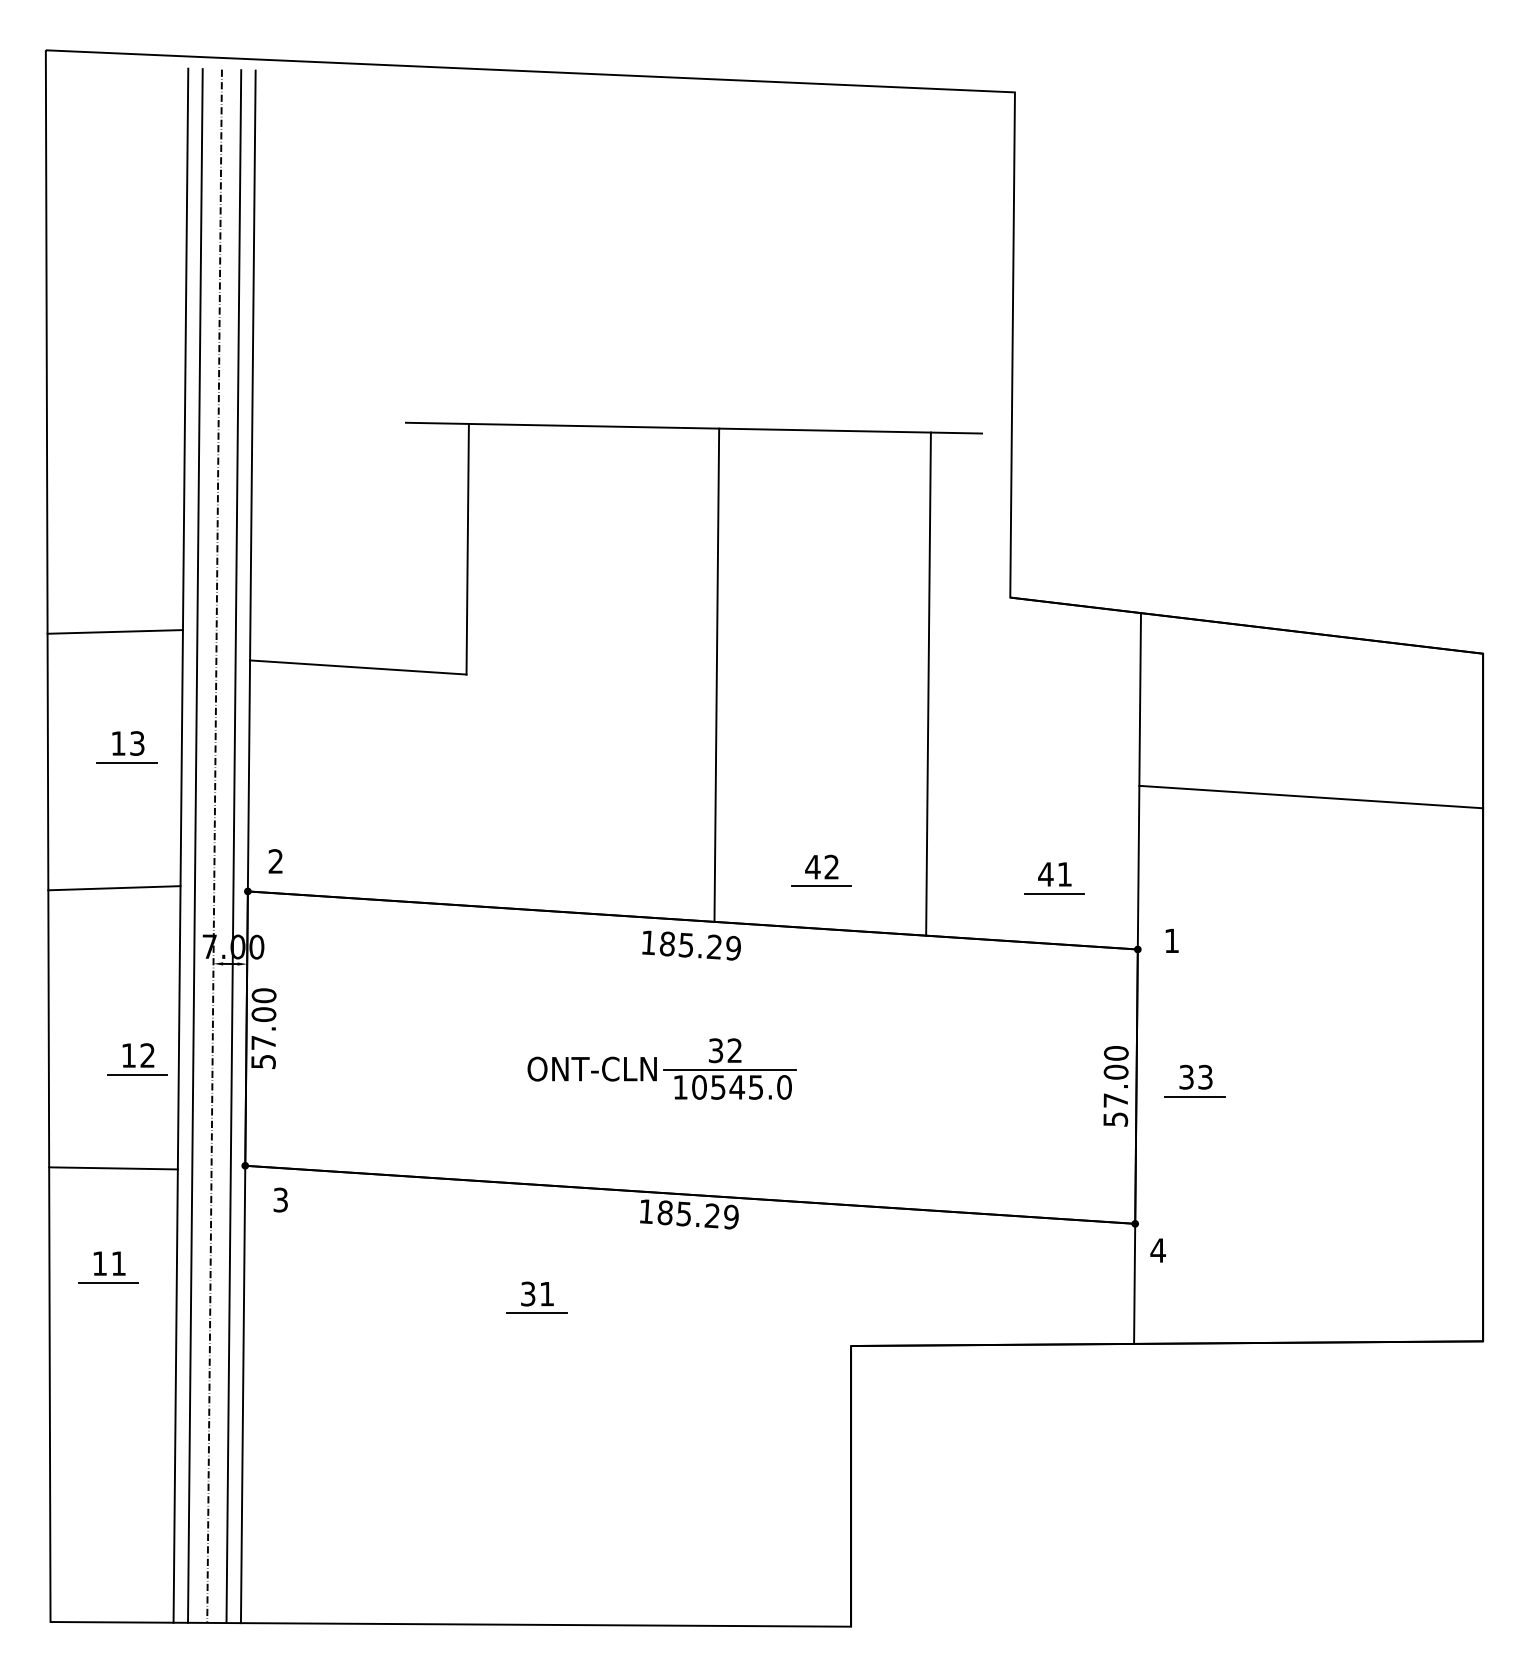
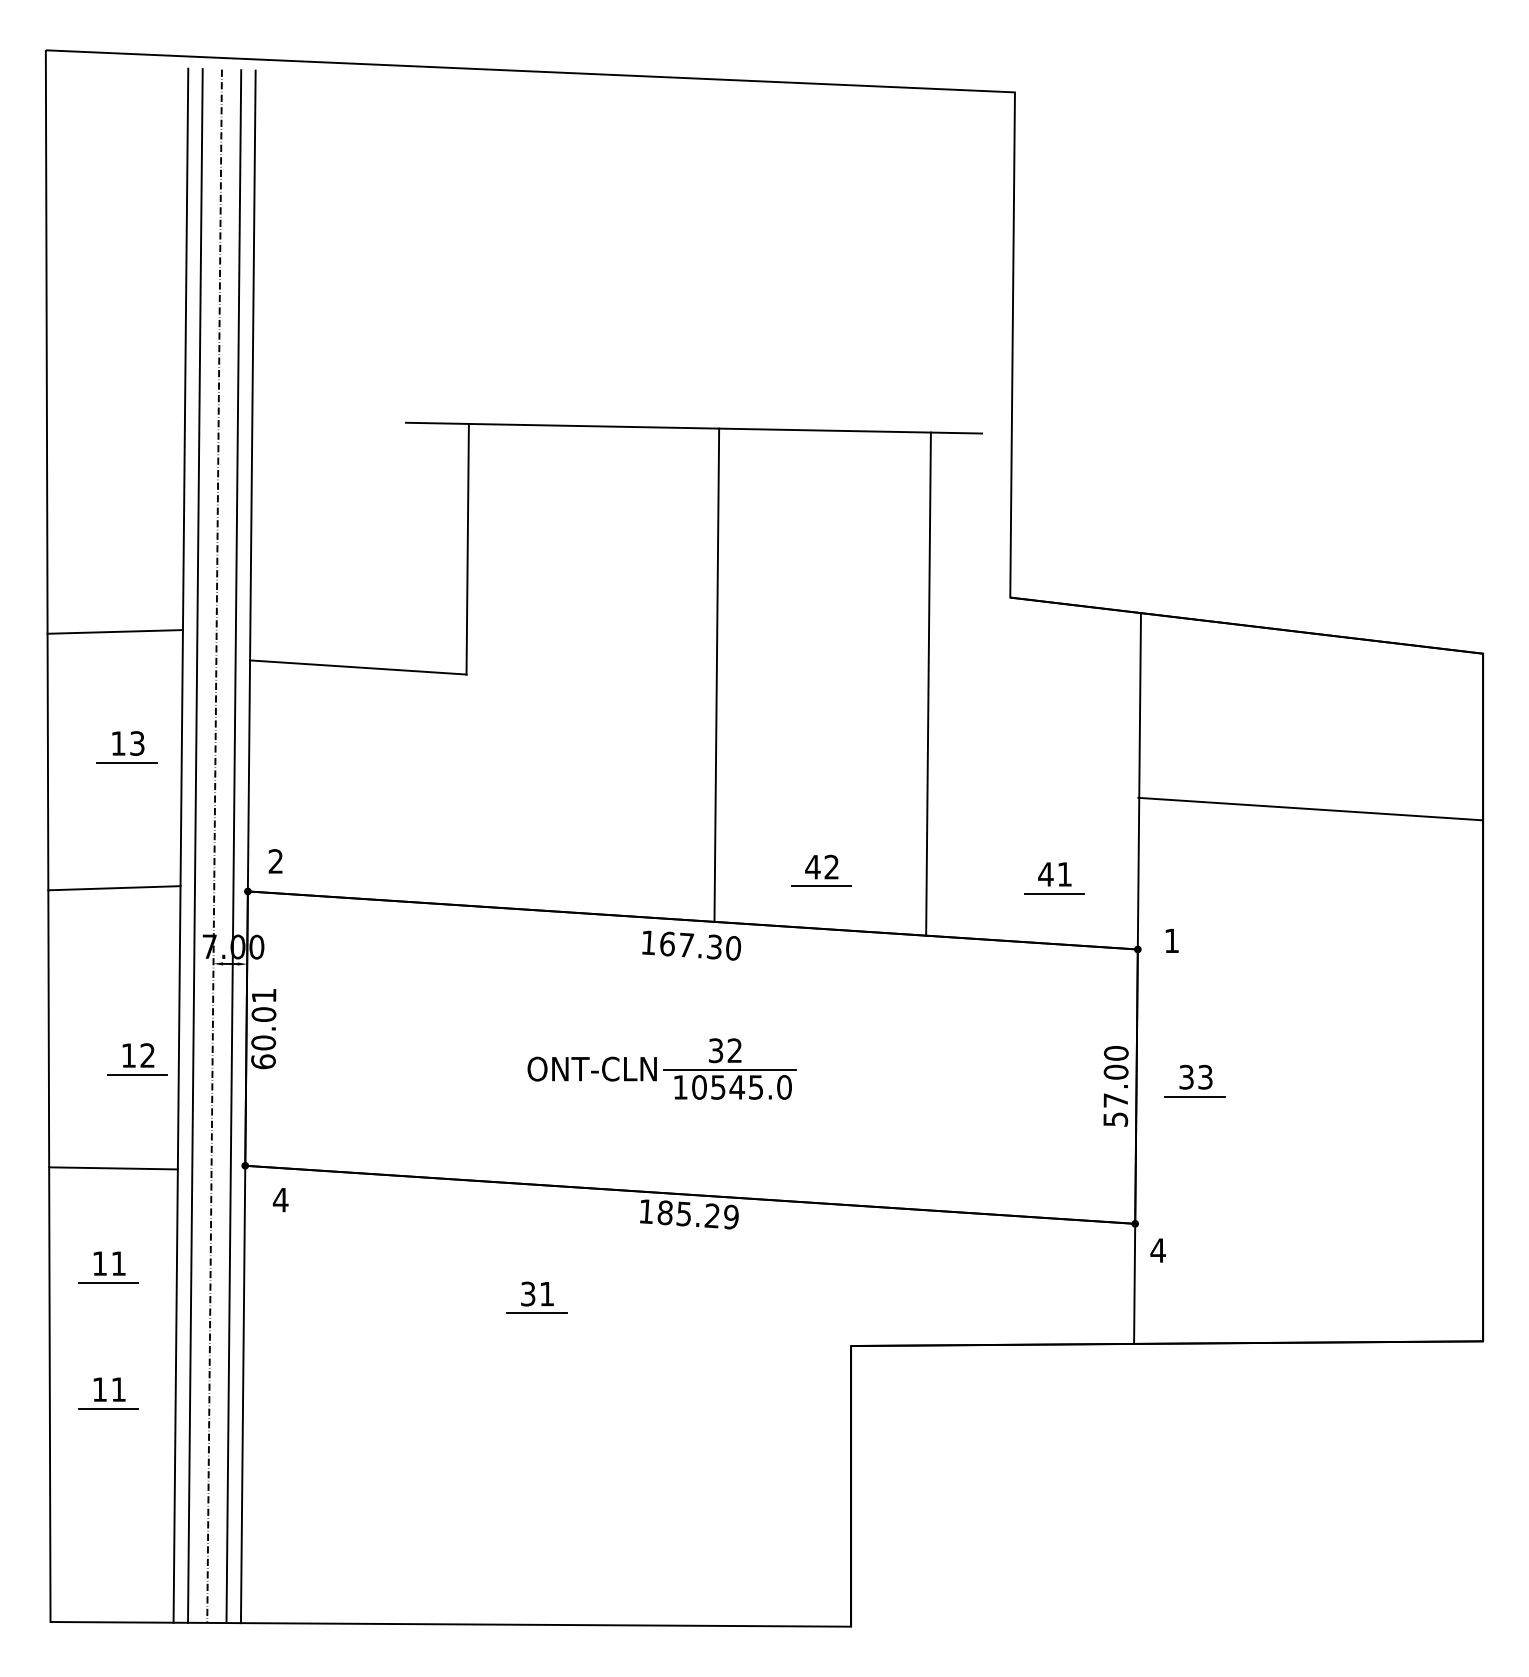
line position: (1311, 796) -> (1310, 808) (1310, 808)
text: 185.29 -> 167.30 (700, 945)
text: 57.00 -> 60.01 (263, 1028)
text: 3 -> 4 (280, 1199)
part: none -> present (106, 1399)
